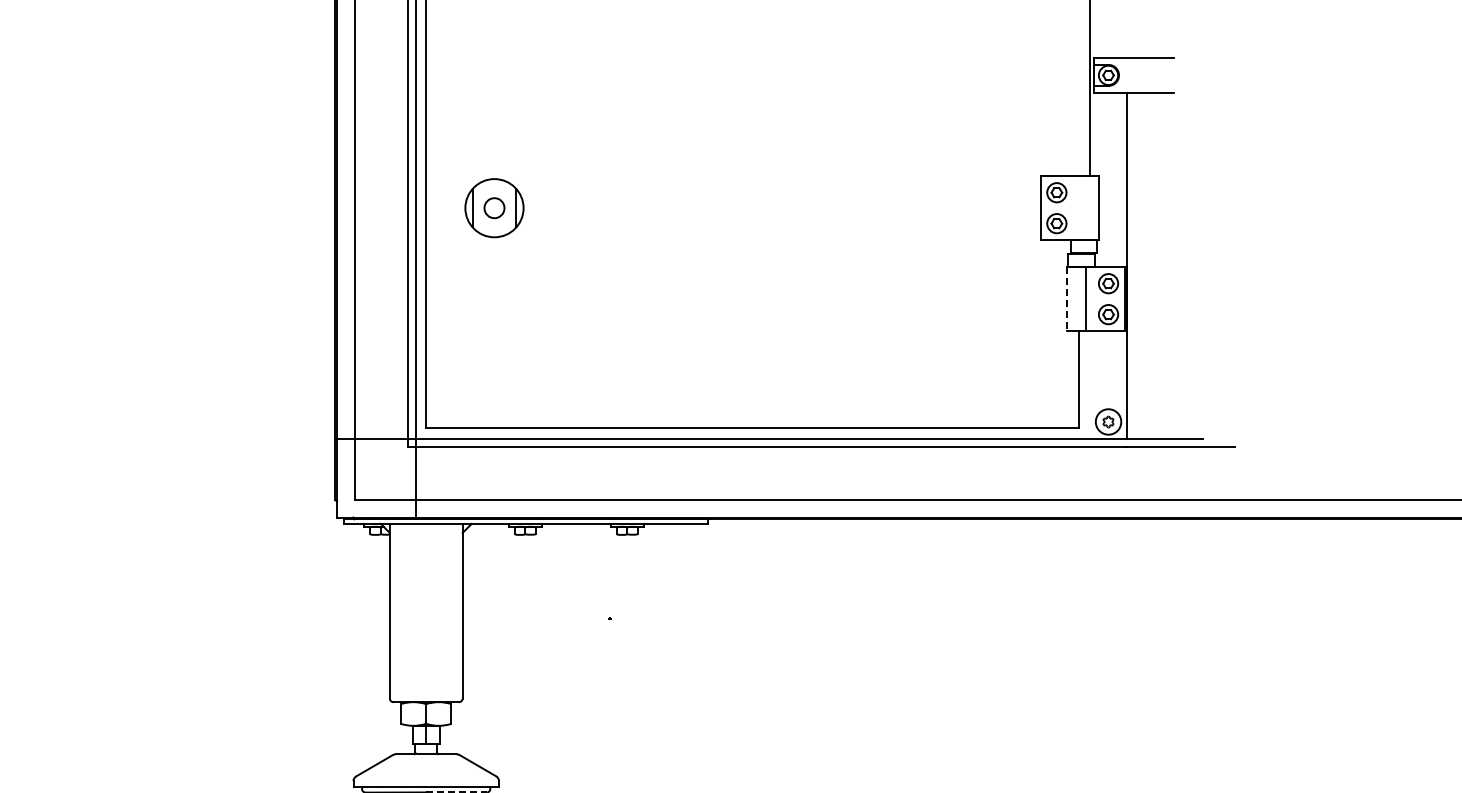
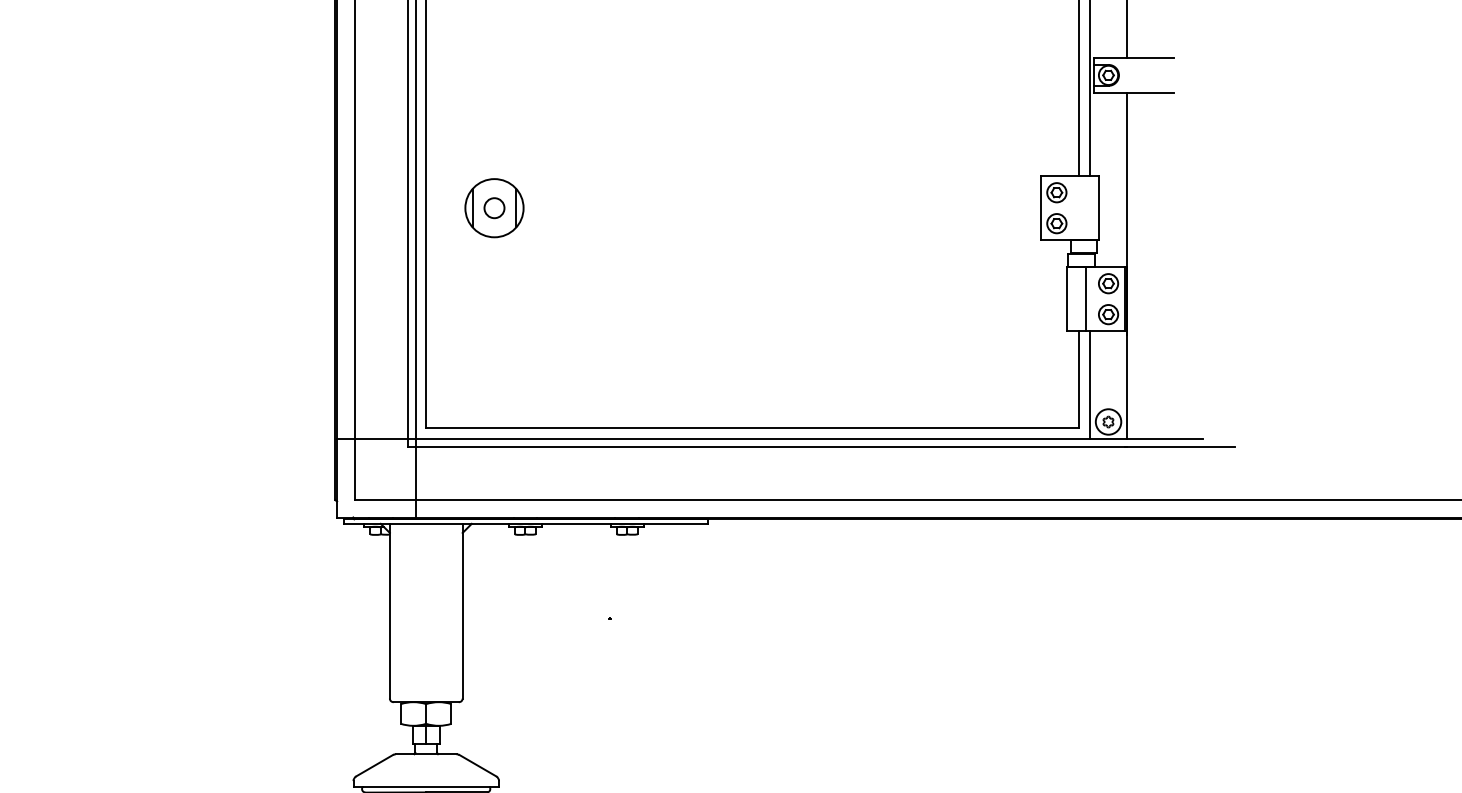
line: none -> present (1126, 30)
line: none -> present (1078, 89)
line: dashed -> solid (1066, 299)
line: none -> present (1090, 384)
line: dashed -> solid (456, 792)
